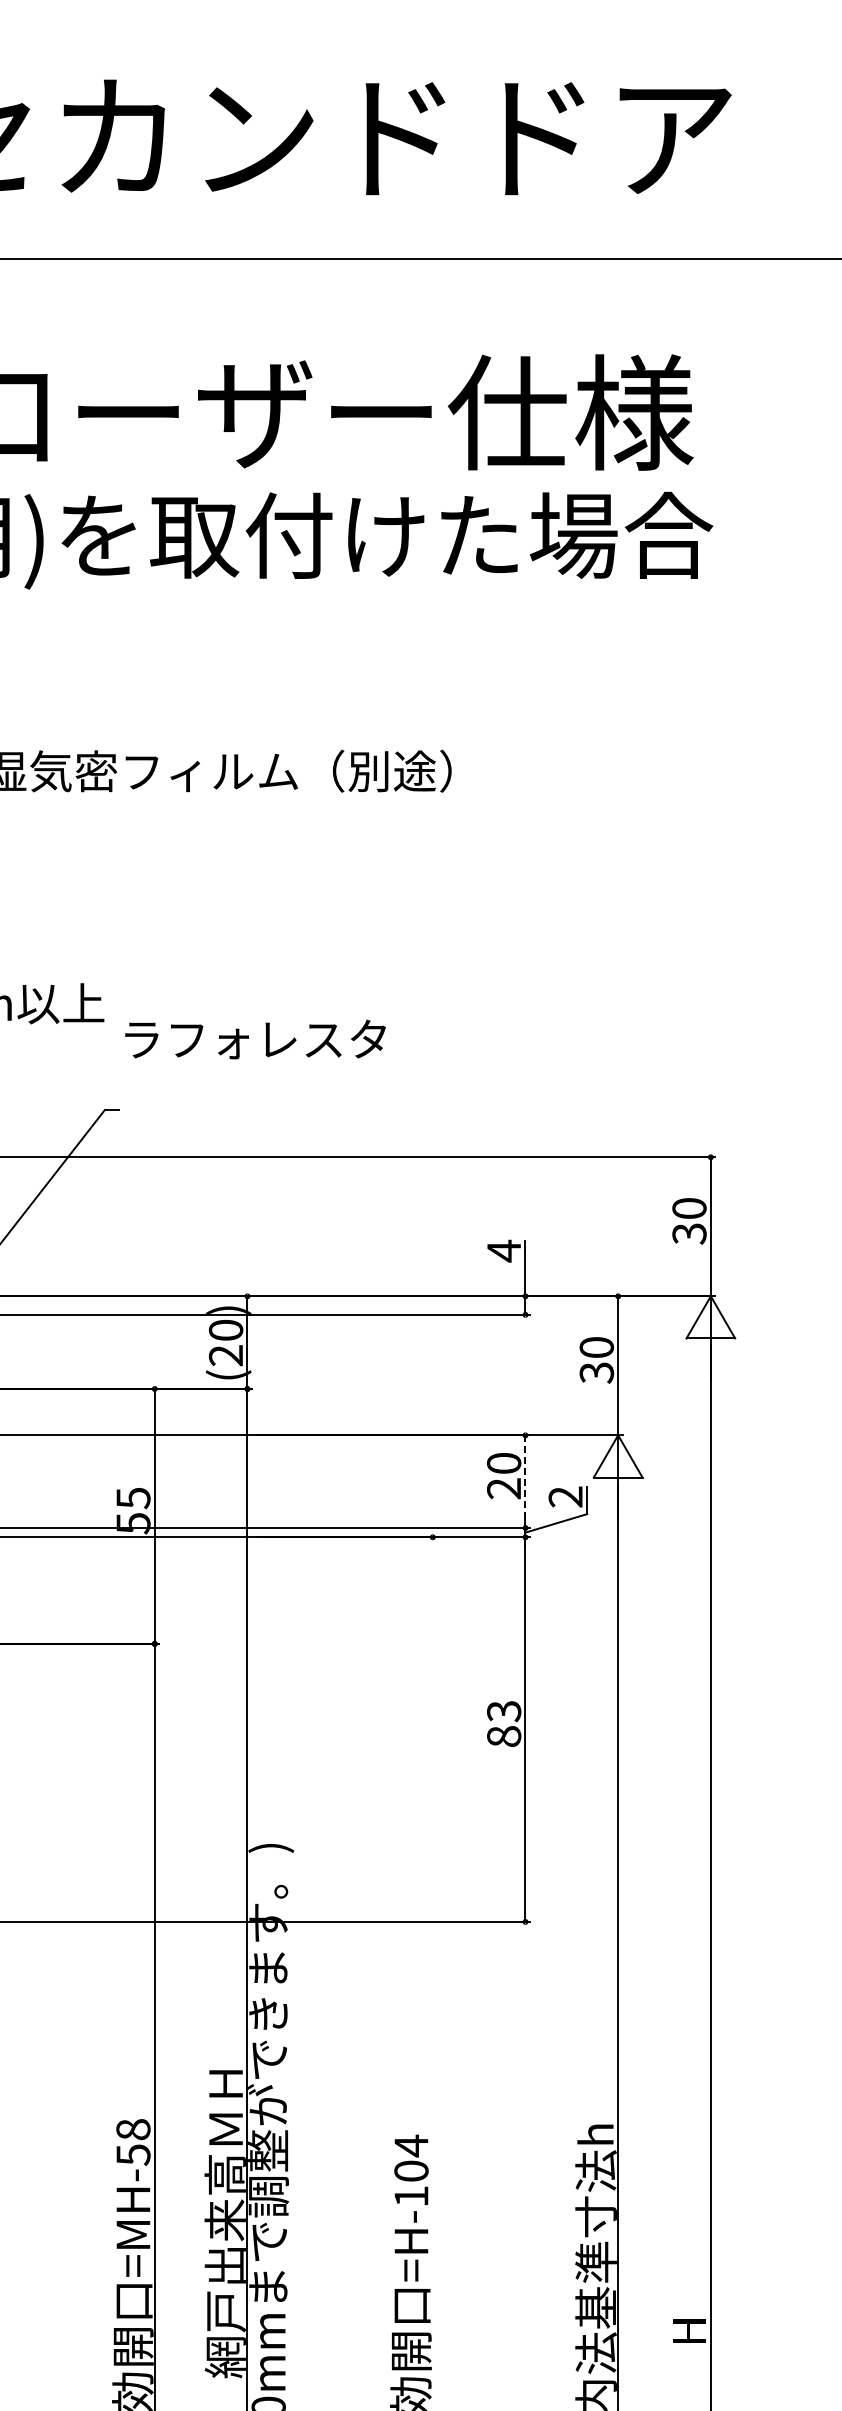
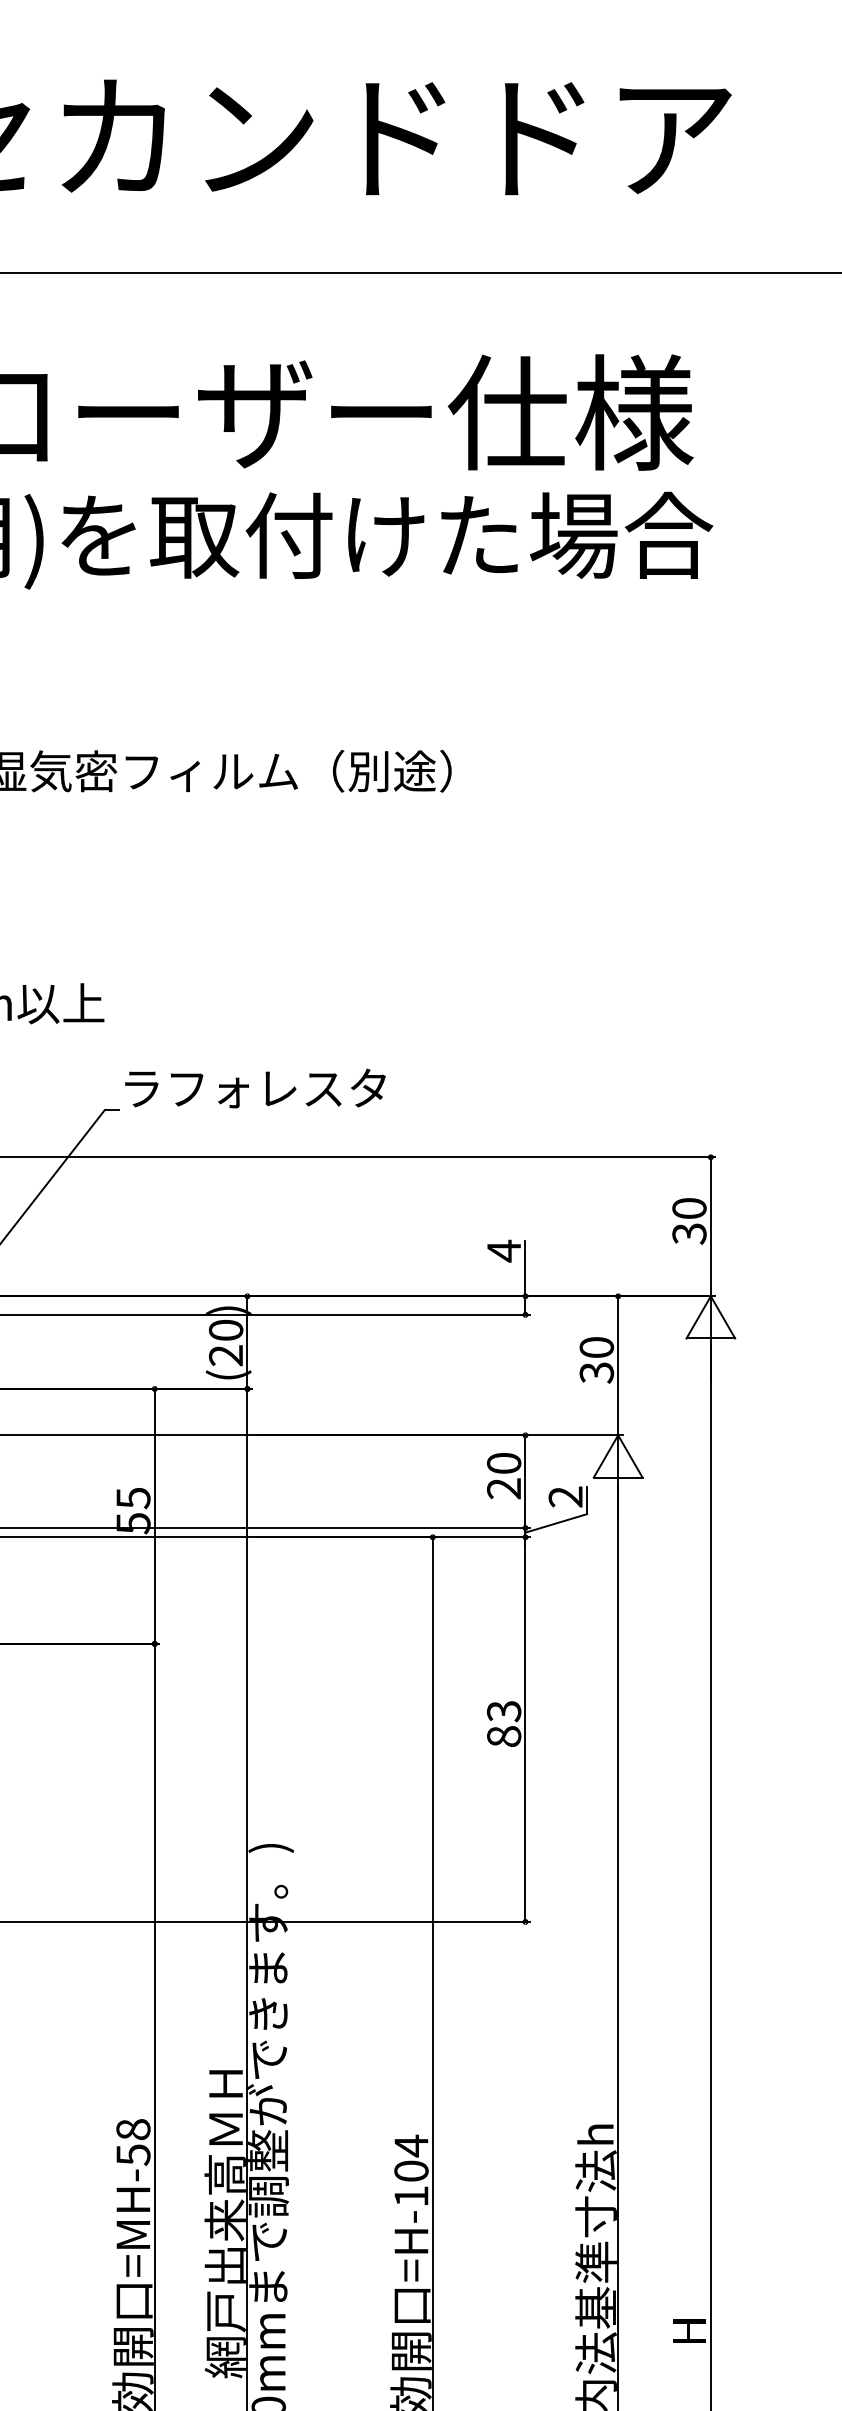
line position: (420, 258) -> (420, 272) (420, 272)
text position: (255, 1039) -> (255, 1088) (255, 1088)
line: dashed -> solid (525, 1482)
line: none -> present (432, 1972)
